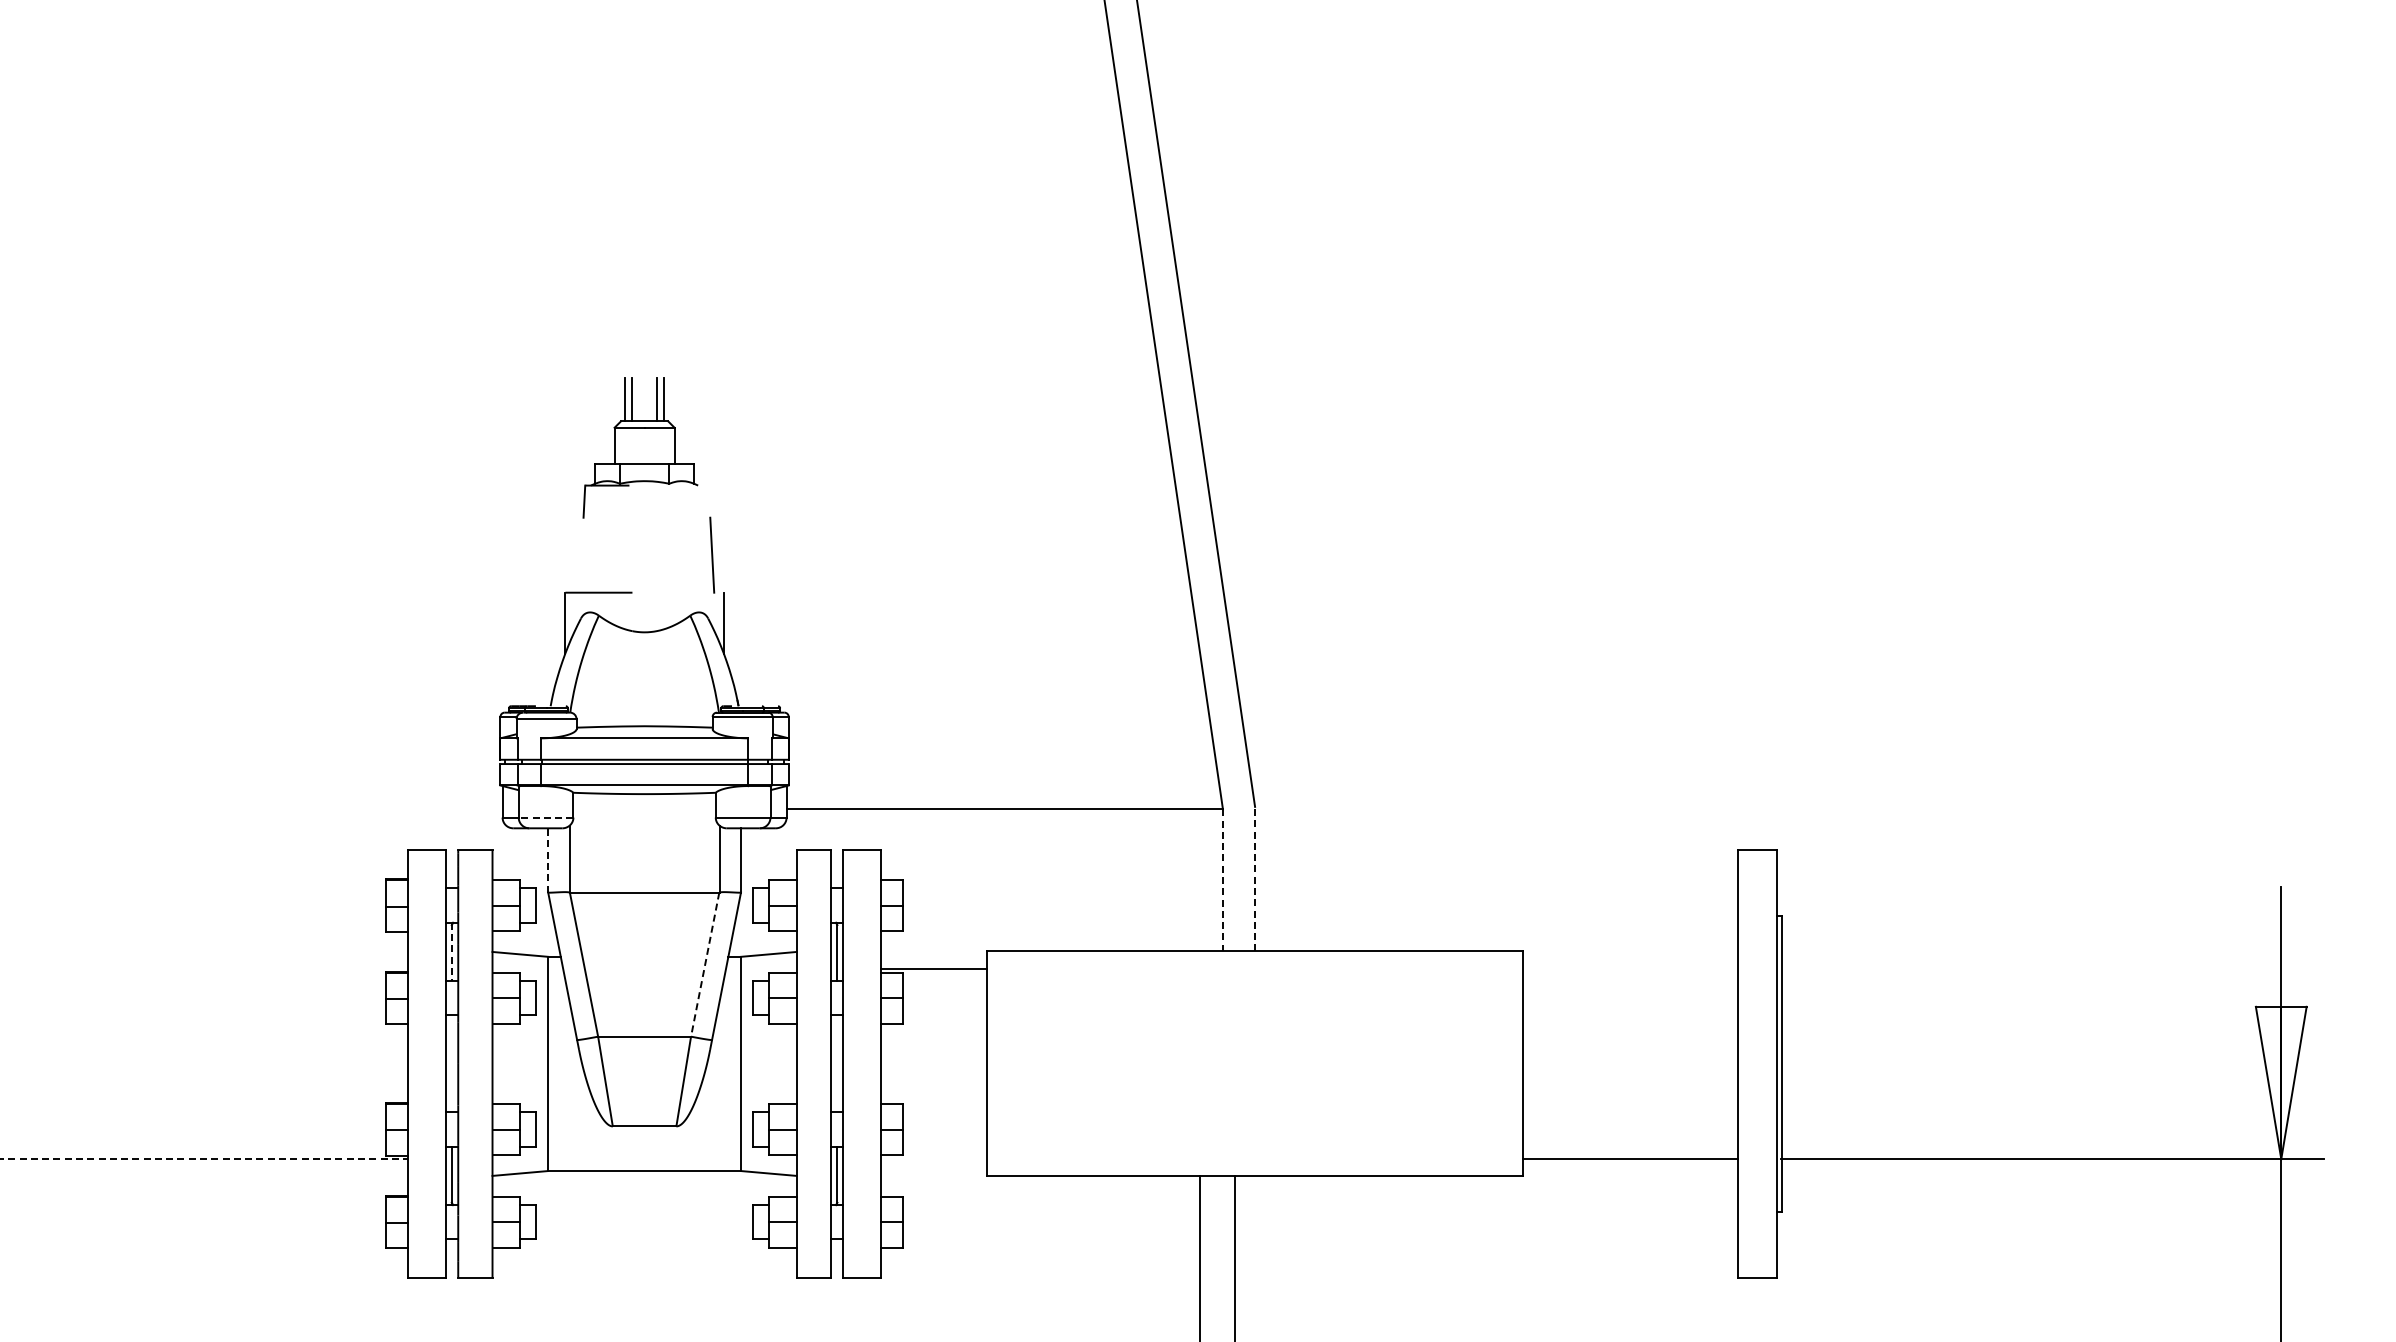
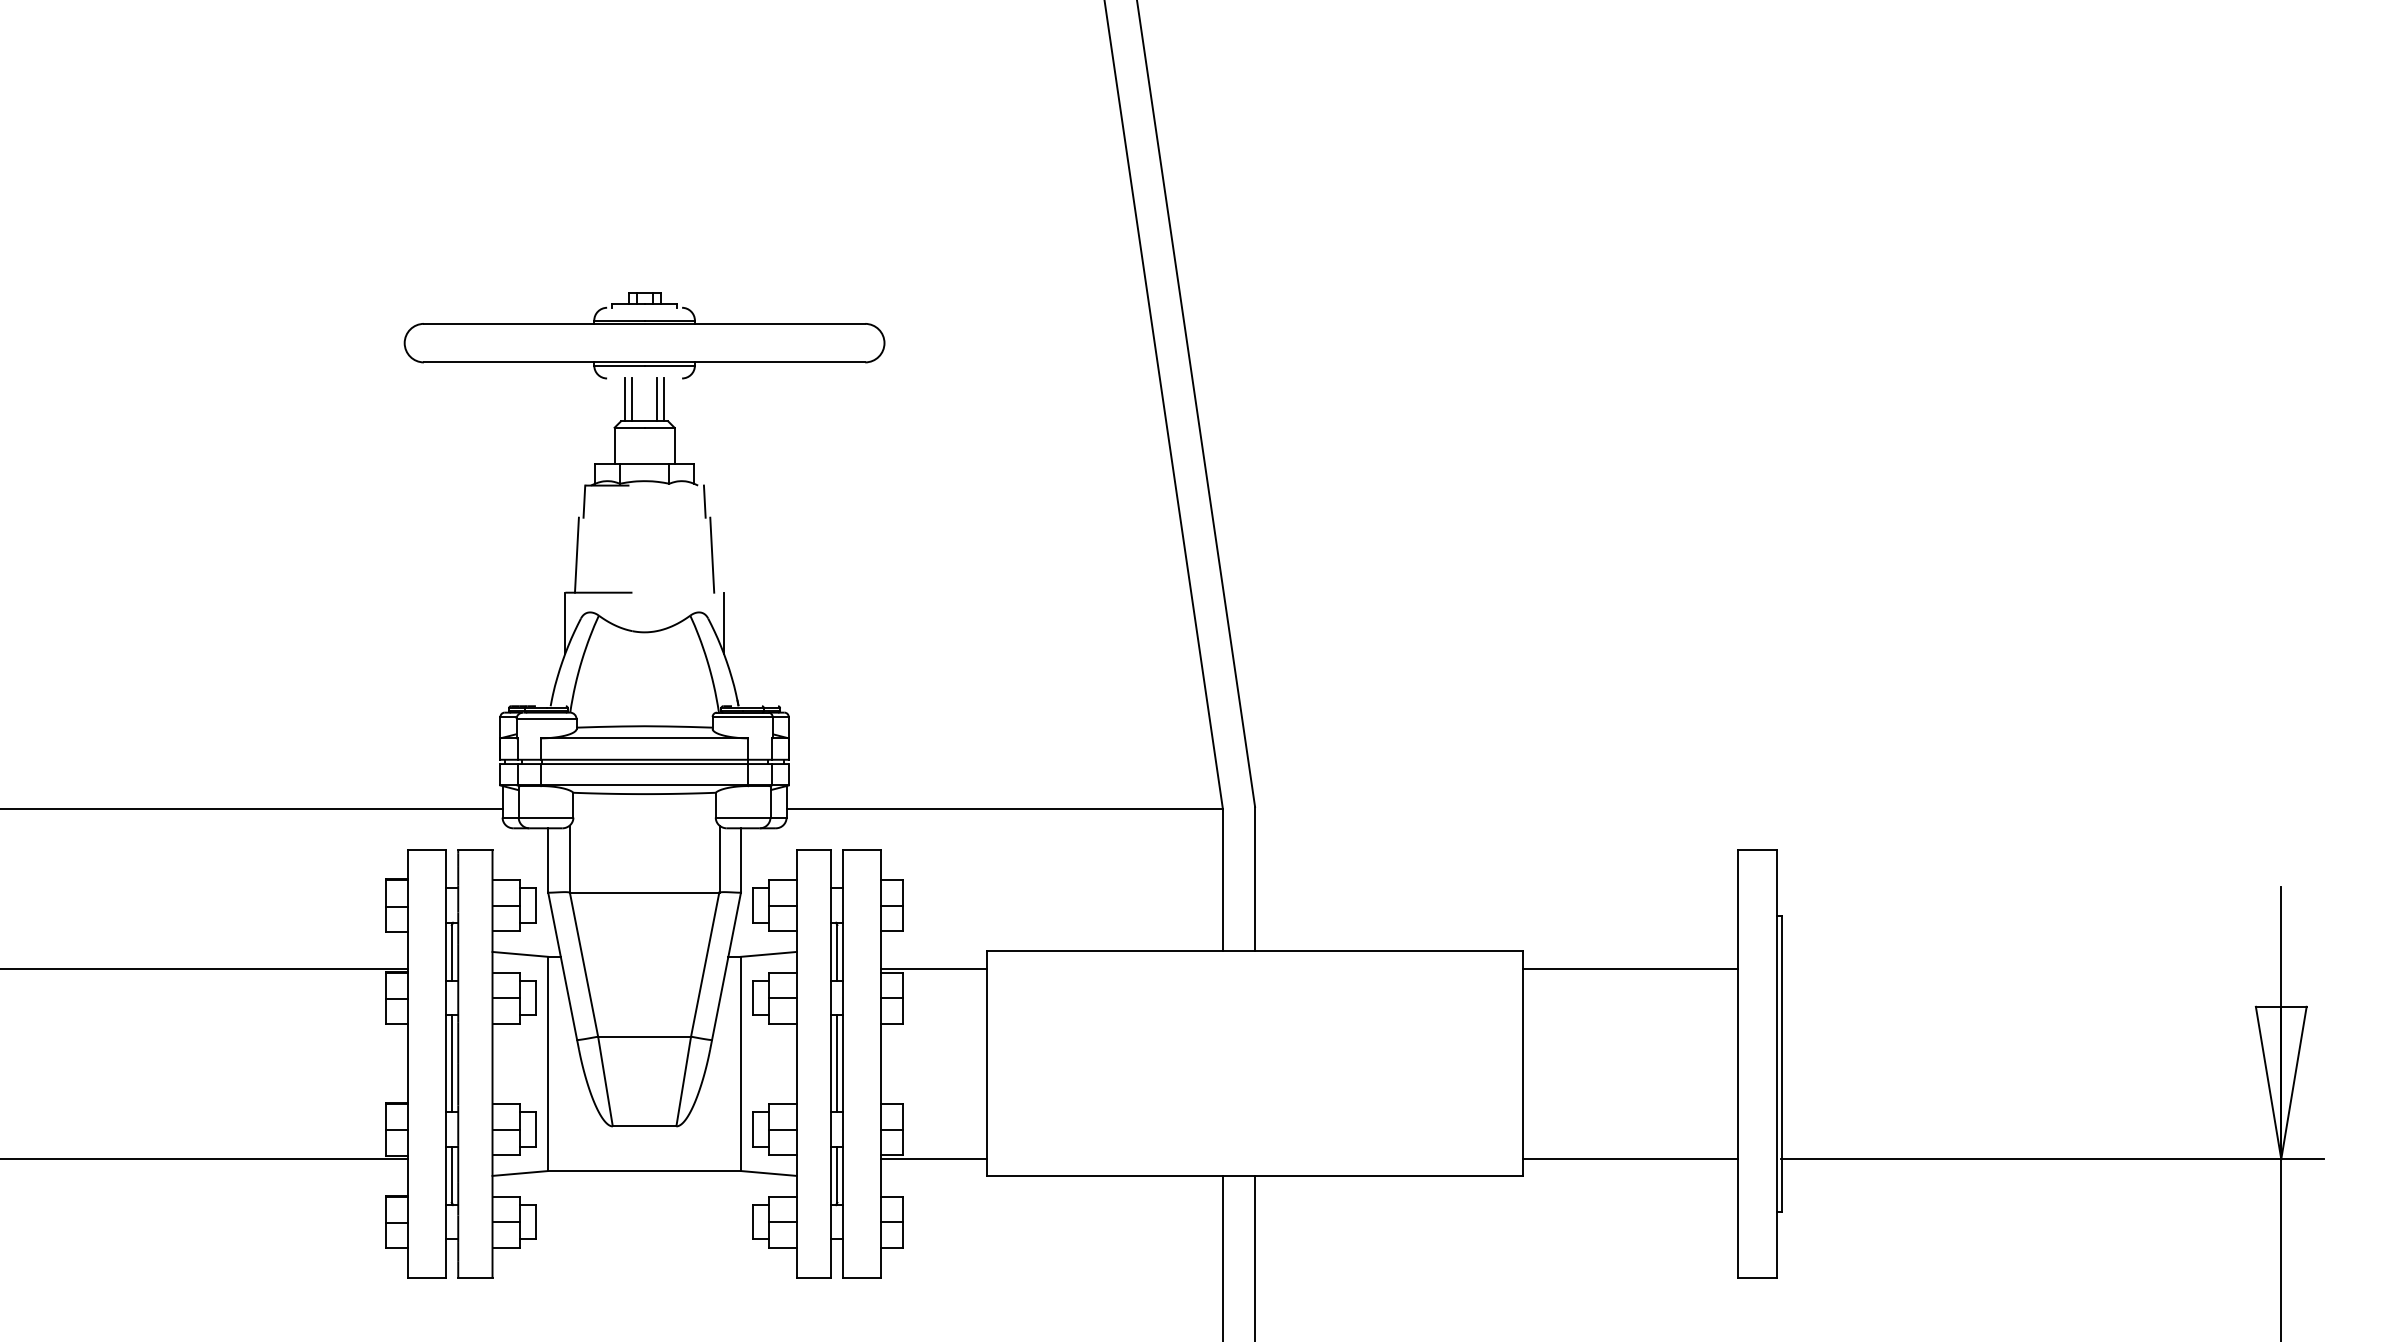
part: none -> present (644, 335)
line: none -> present (704, 501)
line: none -> present (576, 554)
line: none -> present (252, 809)
line: dashed -> solid (545, 817)
line: dashed -> solid (548, 859)
line: dashed -> solid (1255, 878)
line: dashed -> solid (1222, 880)
line: dashed -> solid (451, 952)
line: dashed -> solid (705, 965)
line: none -> present (204, 968)
line: none -> present (1630, 968)
line: none -> present (451, 1063)
line: none -> present (837, 1063)
line: dashed -> solid (204, 1159)
line: none -> present (934, 1159)
line position: (1199, 1257) -> (1222, 1257) (1222, 1257)
line position: (1235, 1257) -> (1255, 1257) (1255, 1257)
